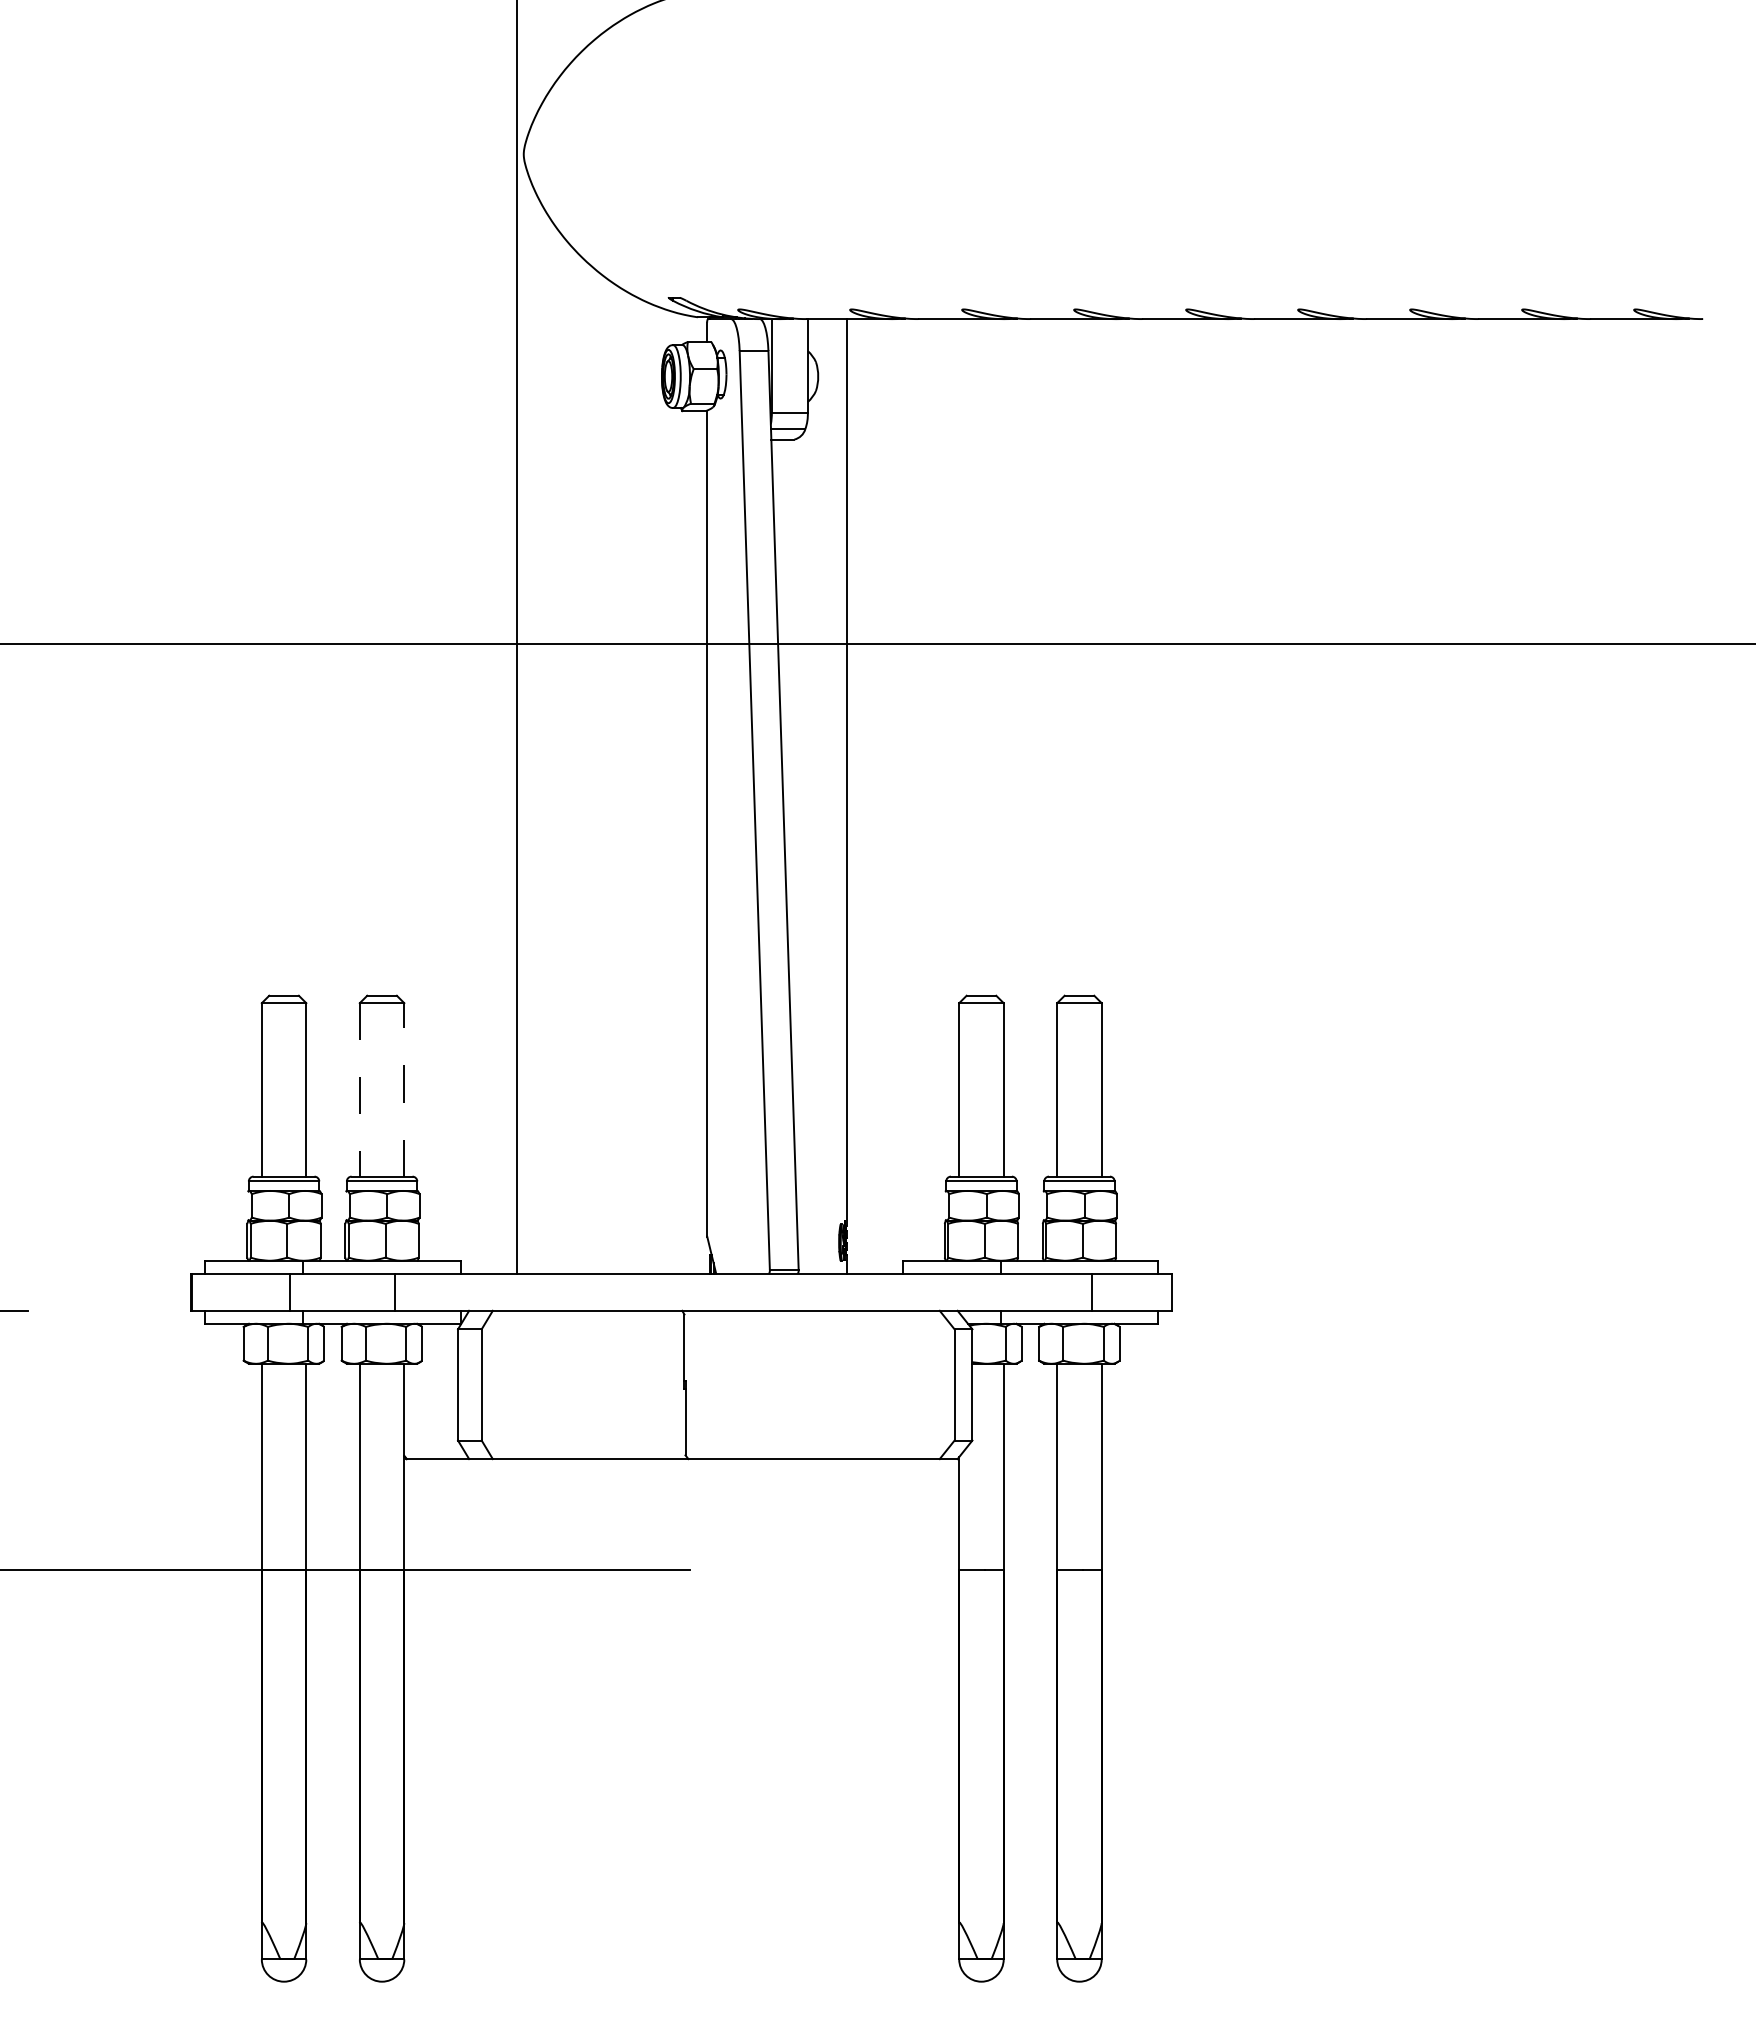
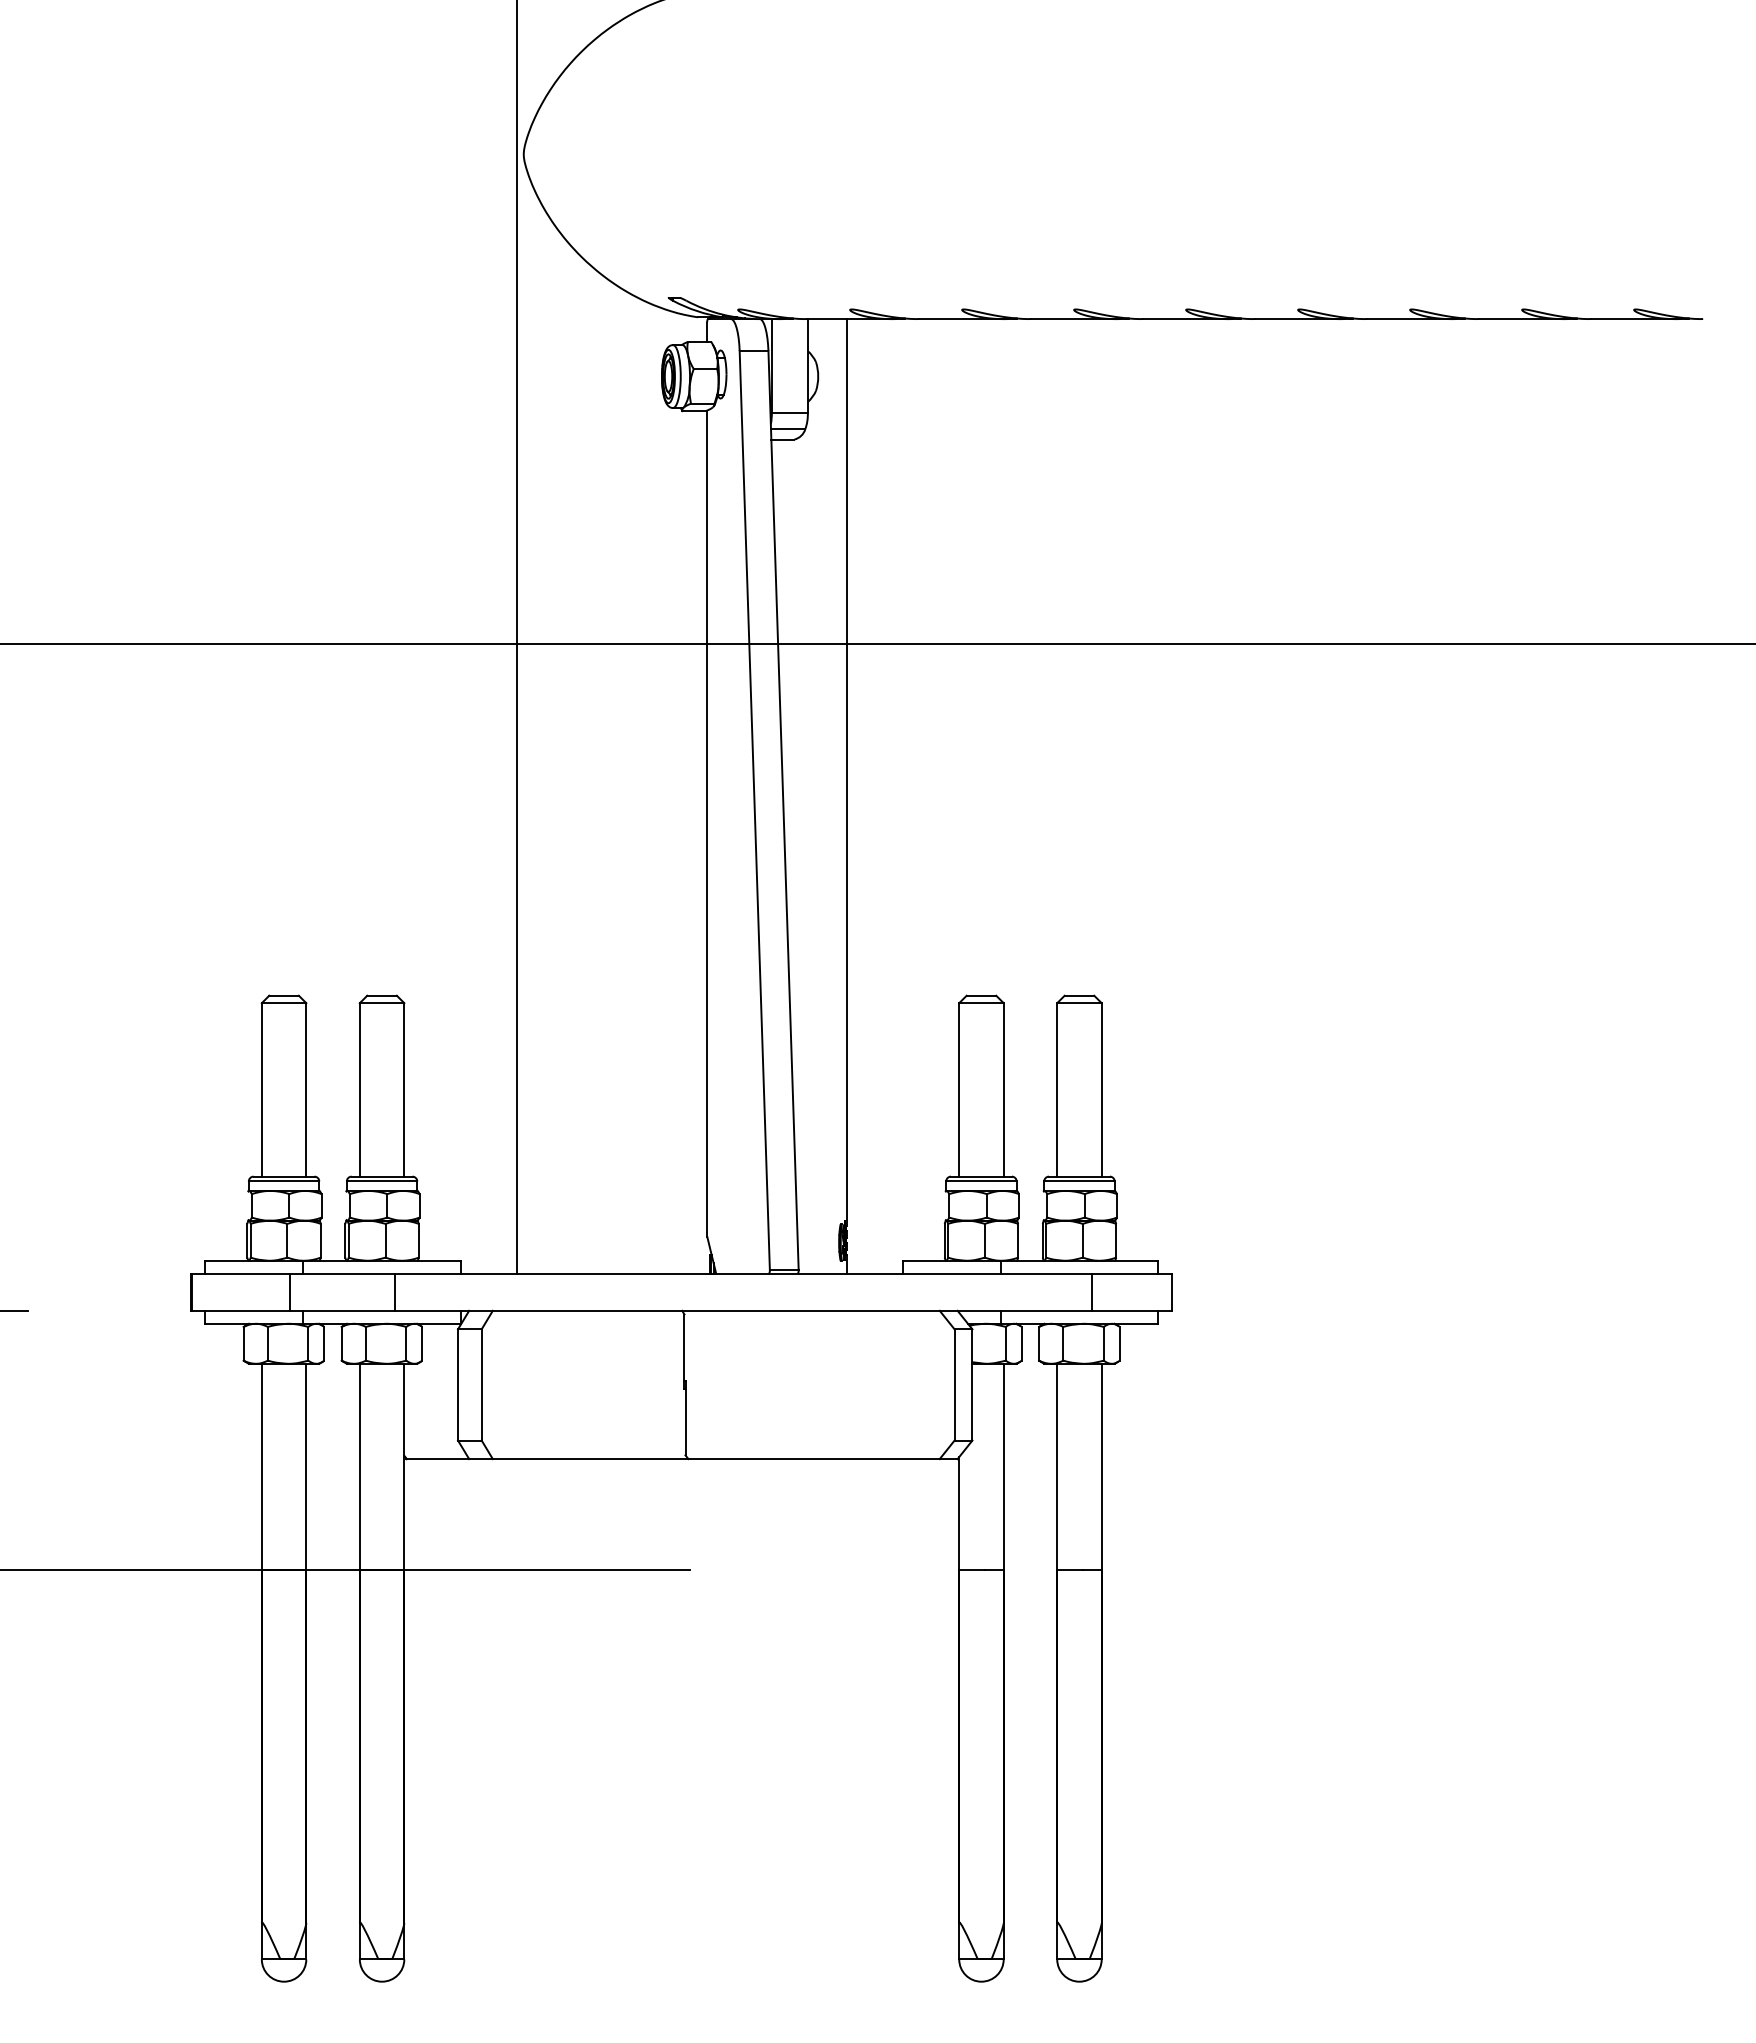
line: dashed -> solid (359, 1089)
line: dashed -> solid (404, 1089)
